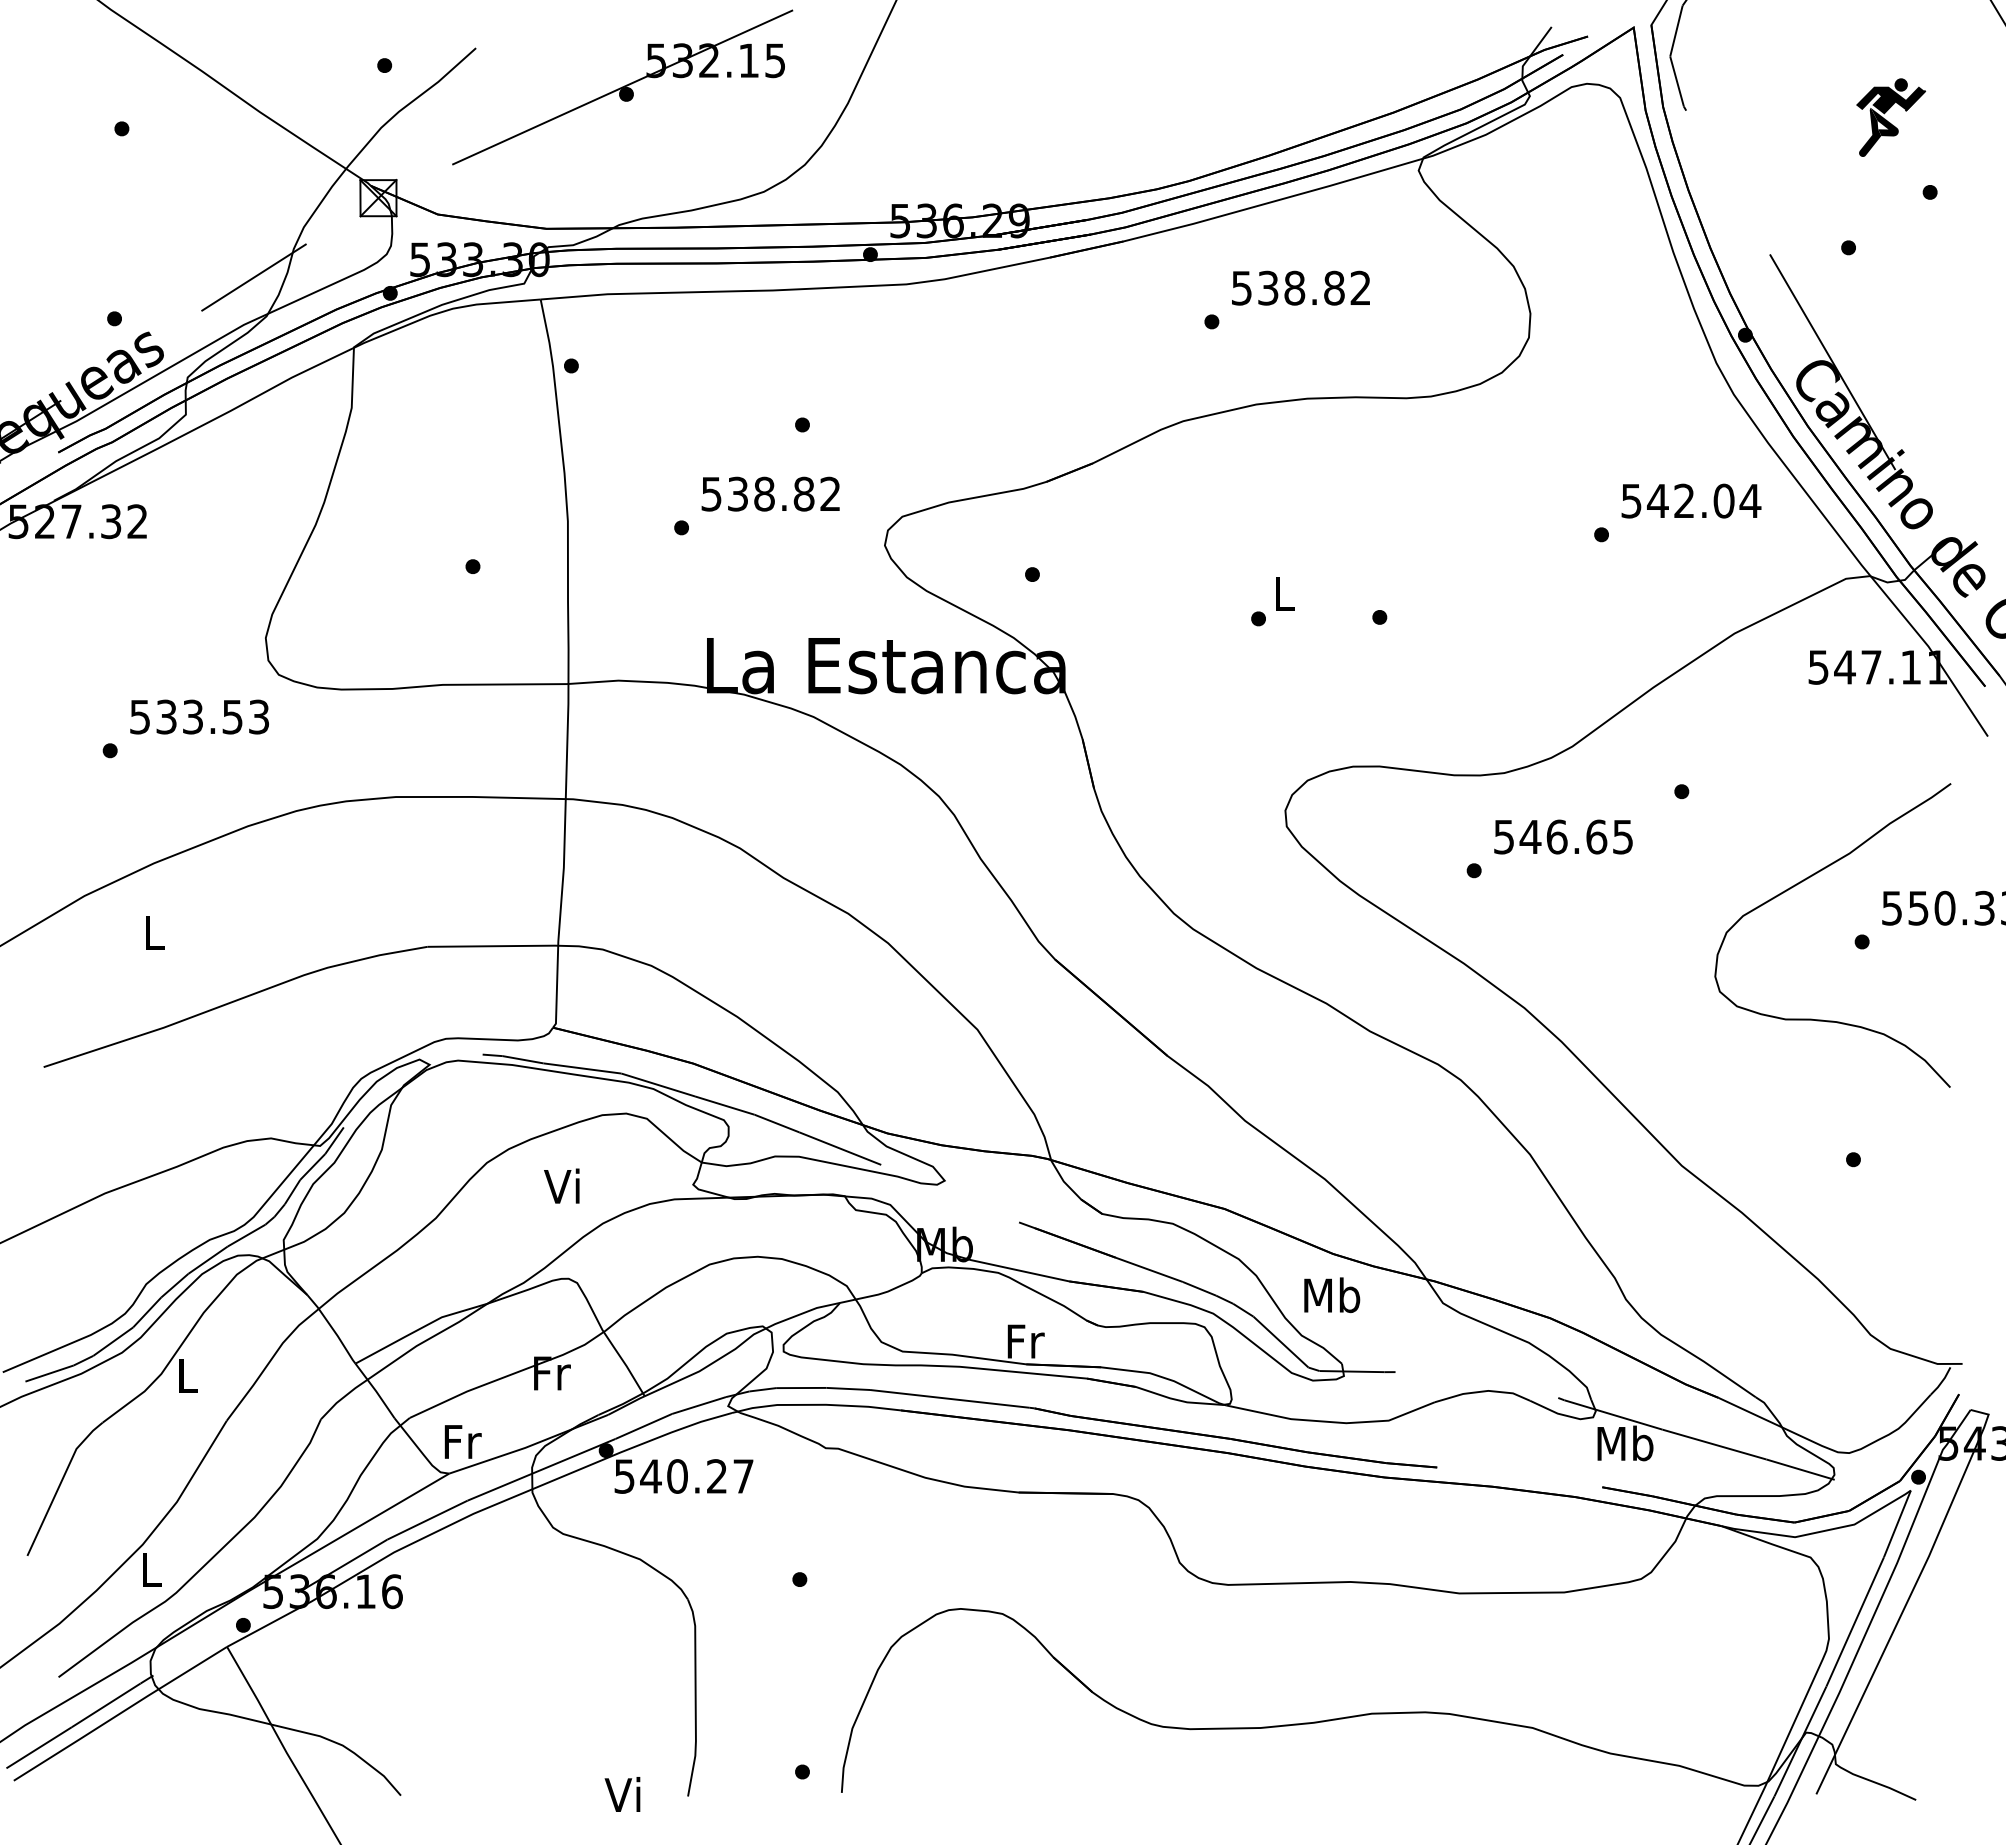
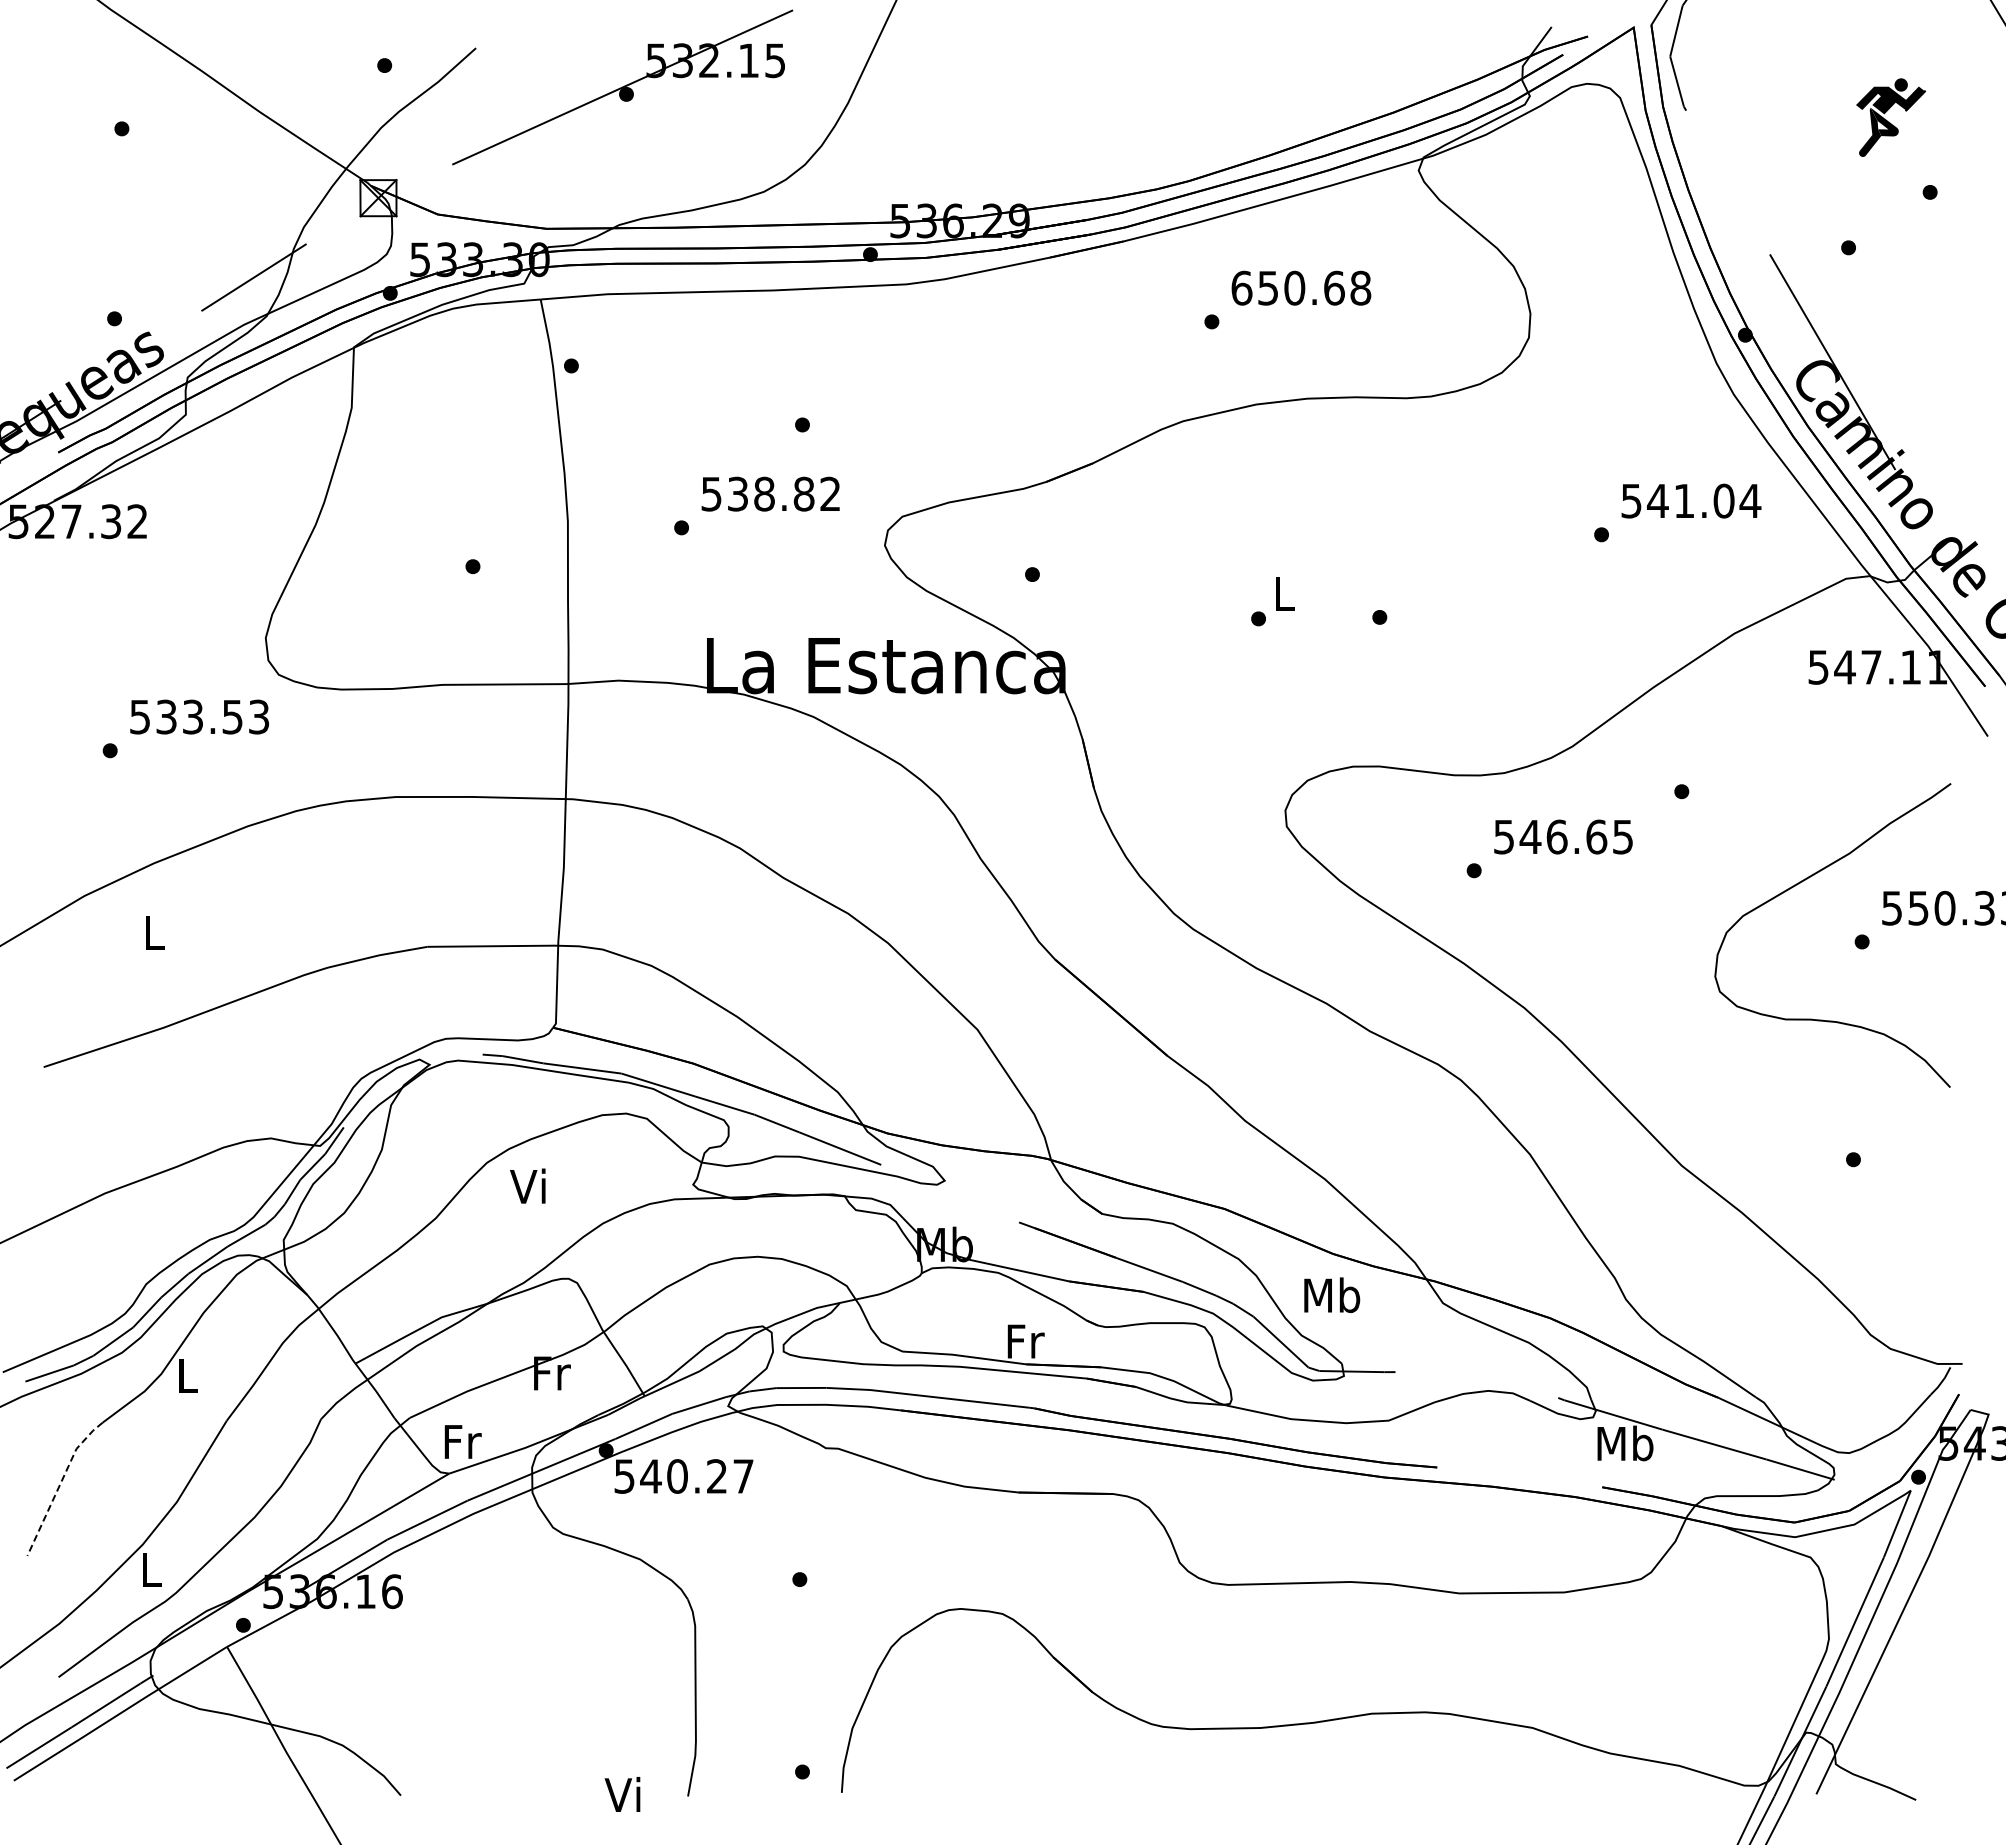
text: 538.82 -> 650.68 (1301, 287)
text: 542.04 -> 541.04 (1683, 500)
text position: (561, 1185) -> (527, 1185) (527, 1185)
line: solid -> dashed (60, 1484)
